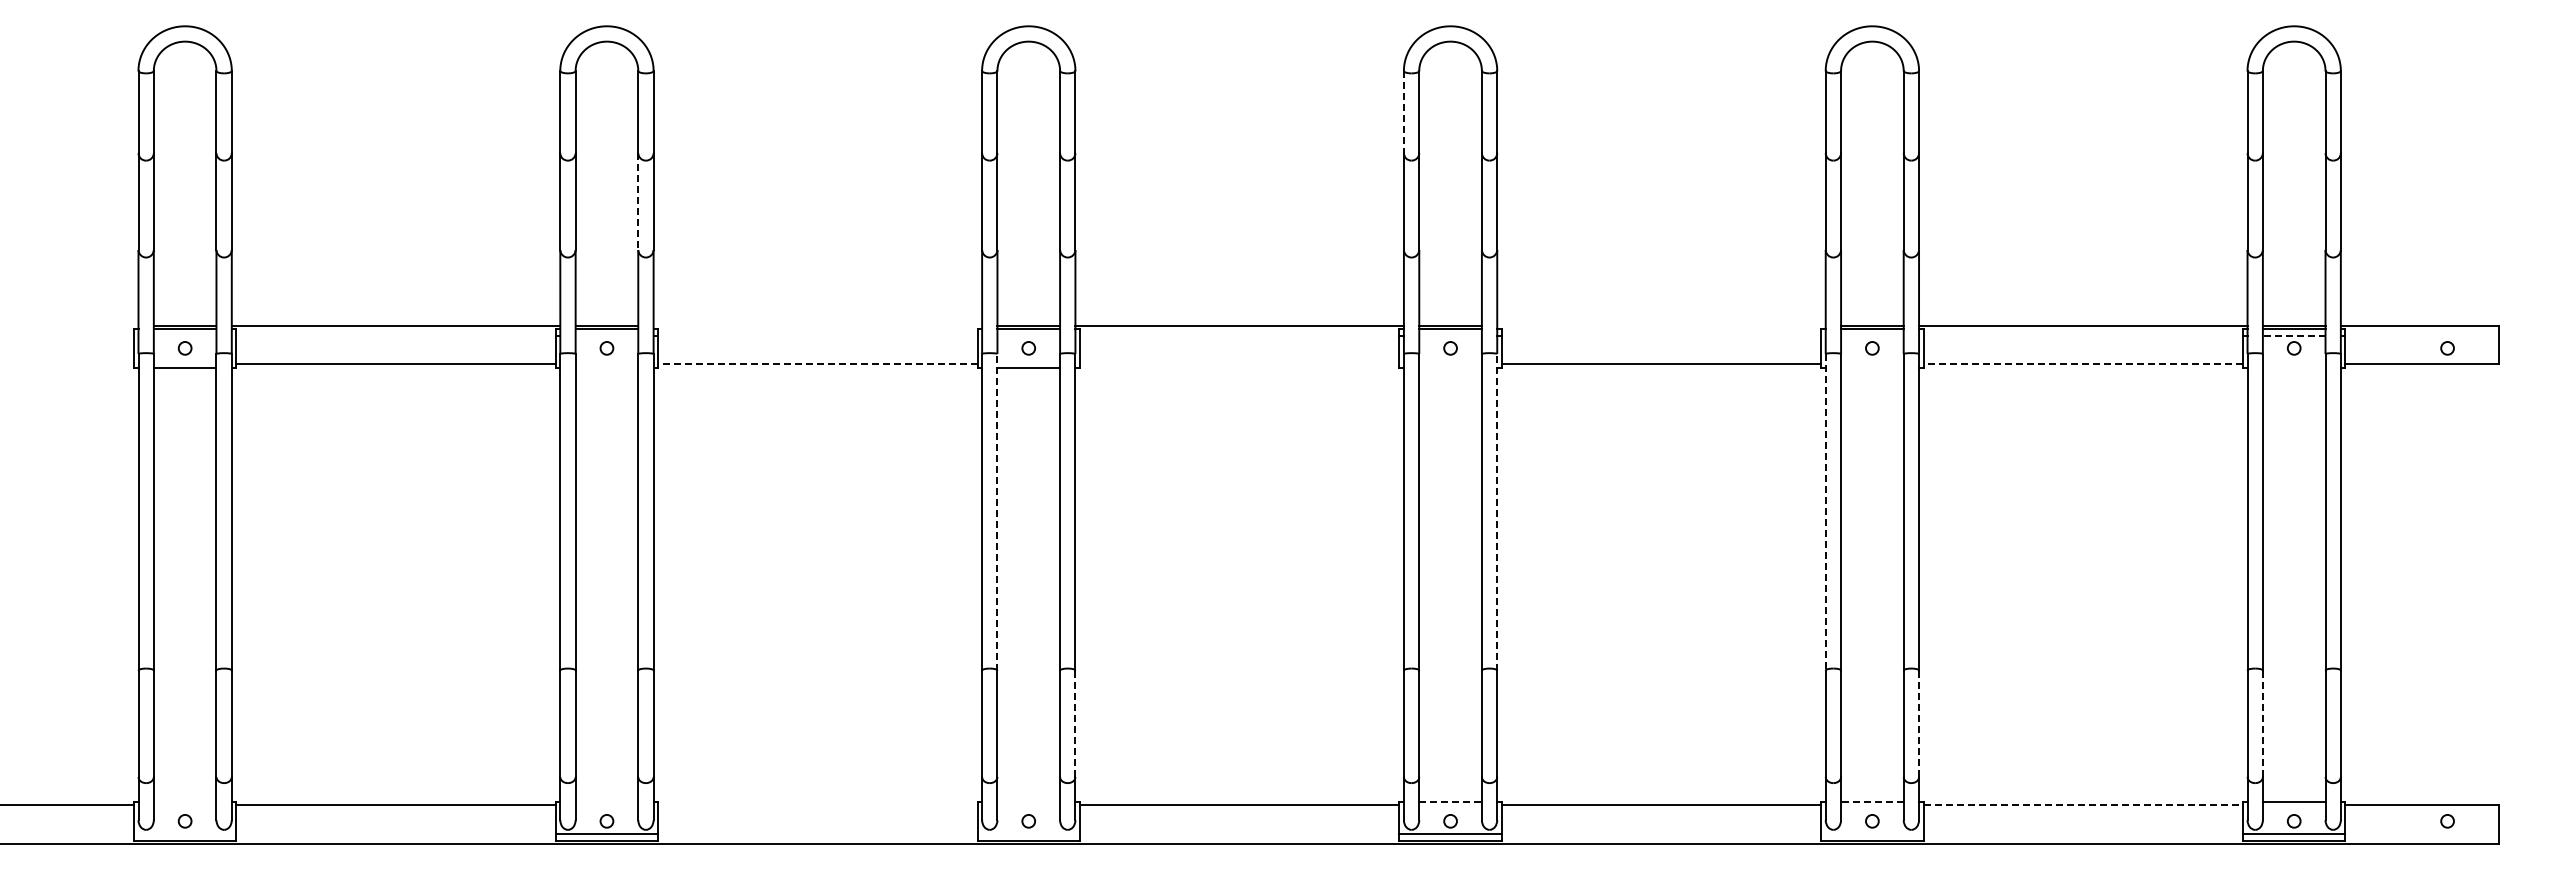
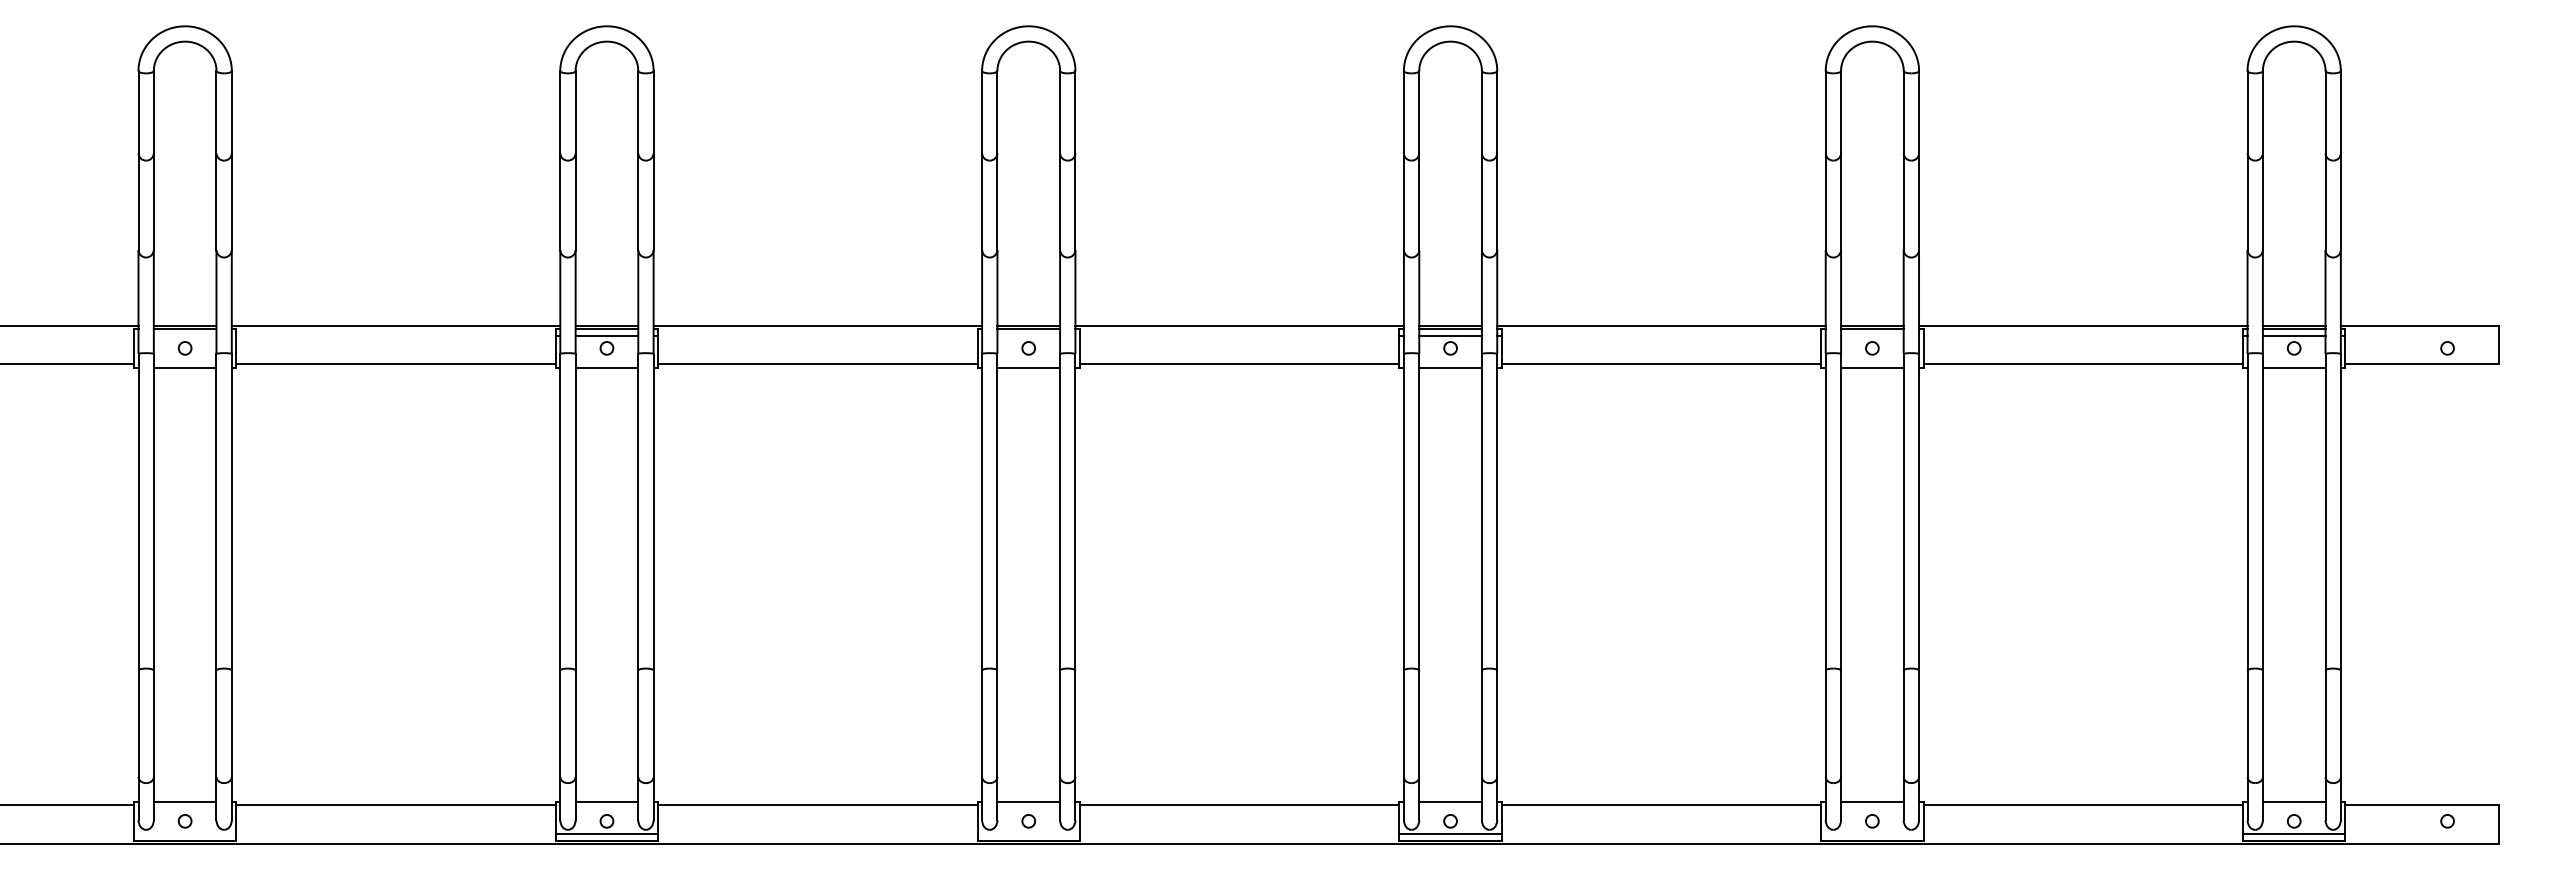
line: dashed -> solid (1403, 112)
line: dashed -> solid (638, 202)
line: none -> present (70, 326)
line: none -> present (817, 326)
line: none -> present (1661, 326)
line: none -> present (606, 335)
line: none -> present (1450, 335)
line: dashed -> solid (2293, 335)
line: none -> present (68, 364)
line: dashed -> solid (817, 364)
line: none -> present (1239, 364)
line: dashed -> solid (2083, 364)
line: none -> present (606, 367)
line: none -> present (1450, 367)
line: none -> present (1872, 367)
line: none -> present (2293, 367)
line: dashed -> solid (997, 511)
line: dashed -> solid (1497, 511)
line: dashed -> solid (1825, 512)
line: dashed -> solid (1075, 723)
line: dashed -> solid (1919, 723)
line: dashed -> solid (2262, 723)
line: none -> present (184, 802)
line: none -> present (606, 802)
line: none -> present (1028, 802)
line: dashed -> solid (1451, 802)
line: dashed -> solid (1871, 802)
line: none -> present (817, 805)
line: dashed -> solid (2083, 805)
